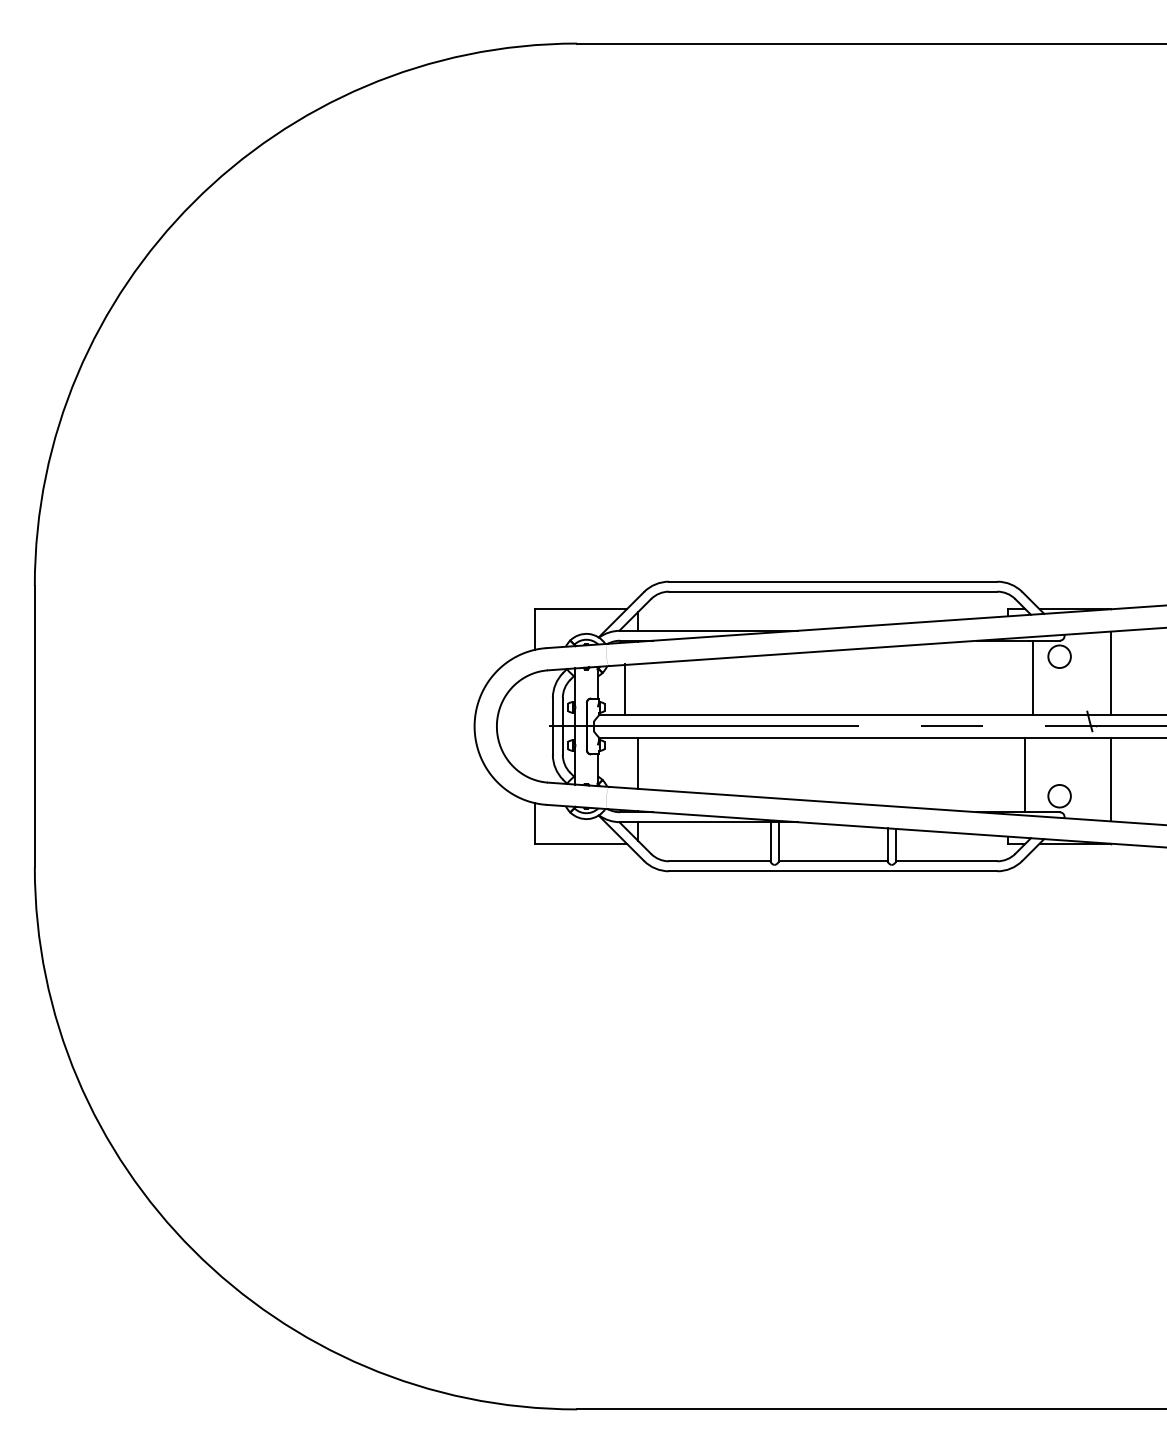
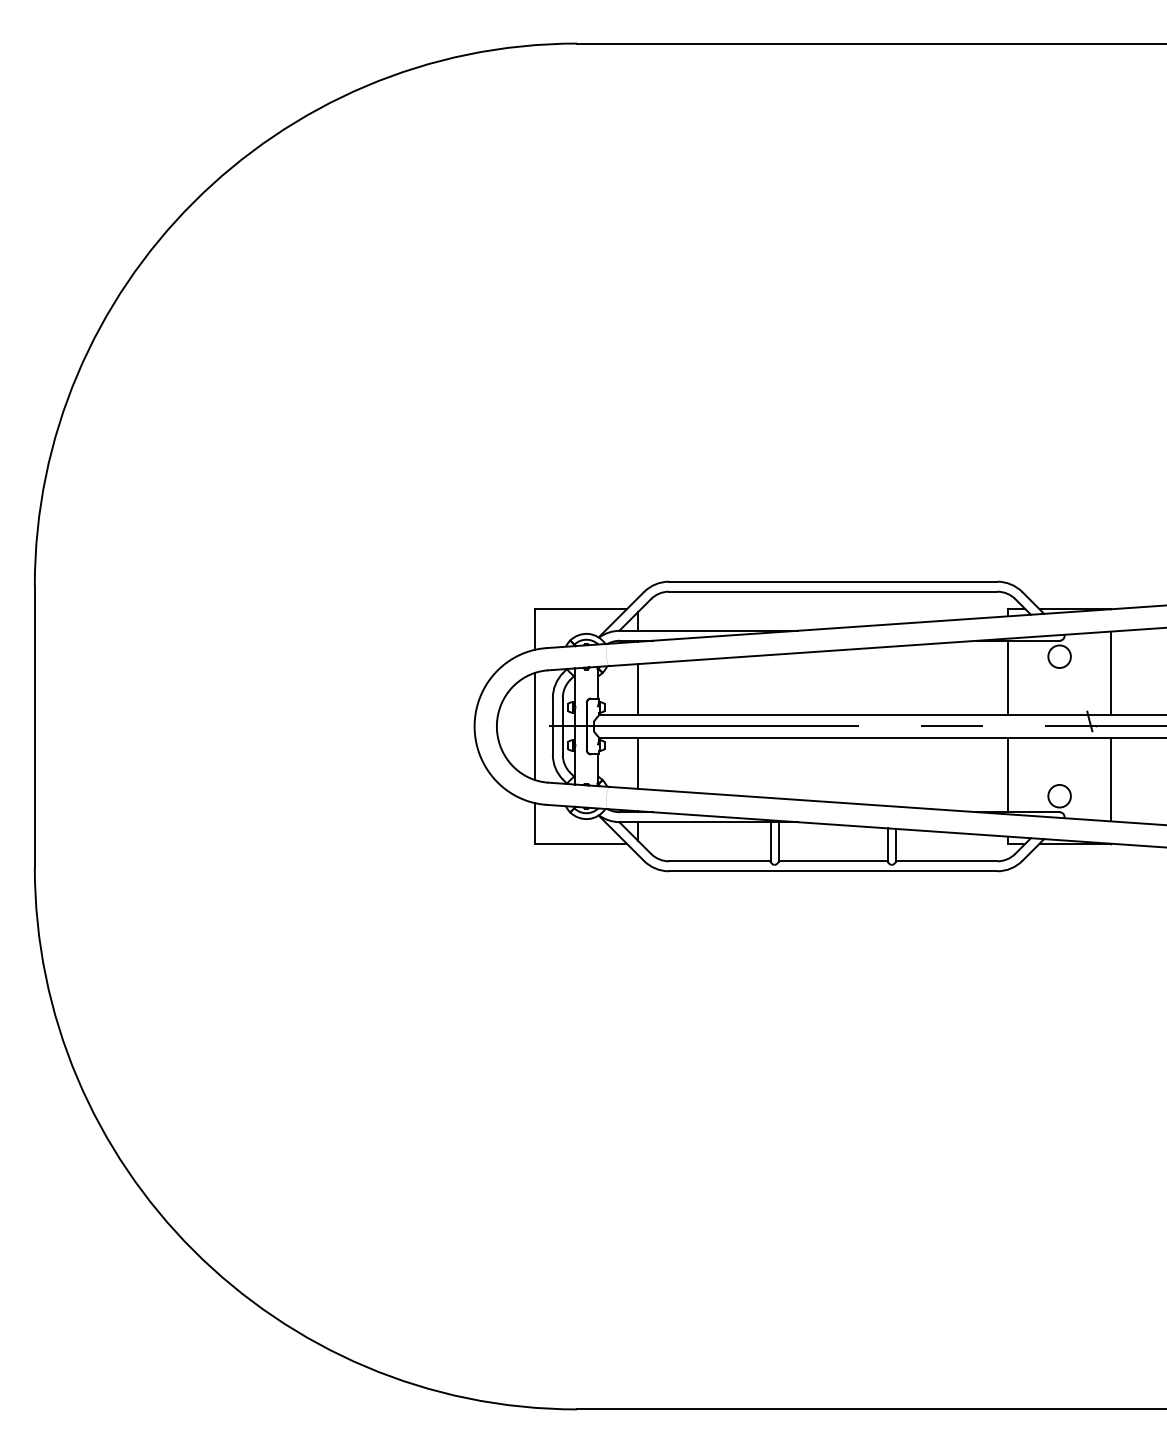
line position: (1033, 677) -> (1008, 677) (1008, 677)
line position: (624, 689) -> (637, 689) (637, 689)
line: none -> present (535, 726)
line position: (1025, 774) -> (1008, 774) (1008, 774)
